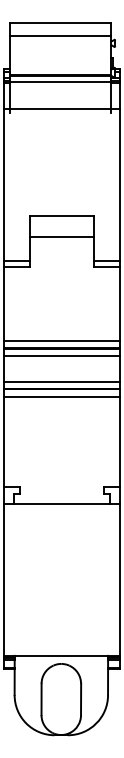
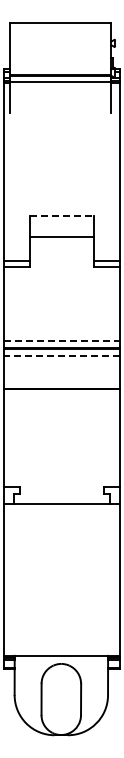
line: present -> none (60, 36)
line: present -> none (61, 108)
line: solid -> dashed (62, 216)
line: solid -> dashed (62, 341)
line: solid -> dashed (61, 356)
line: present -> none (61, 381)
line: present -> none (61, 396)
